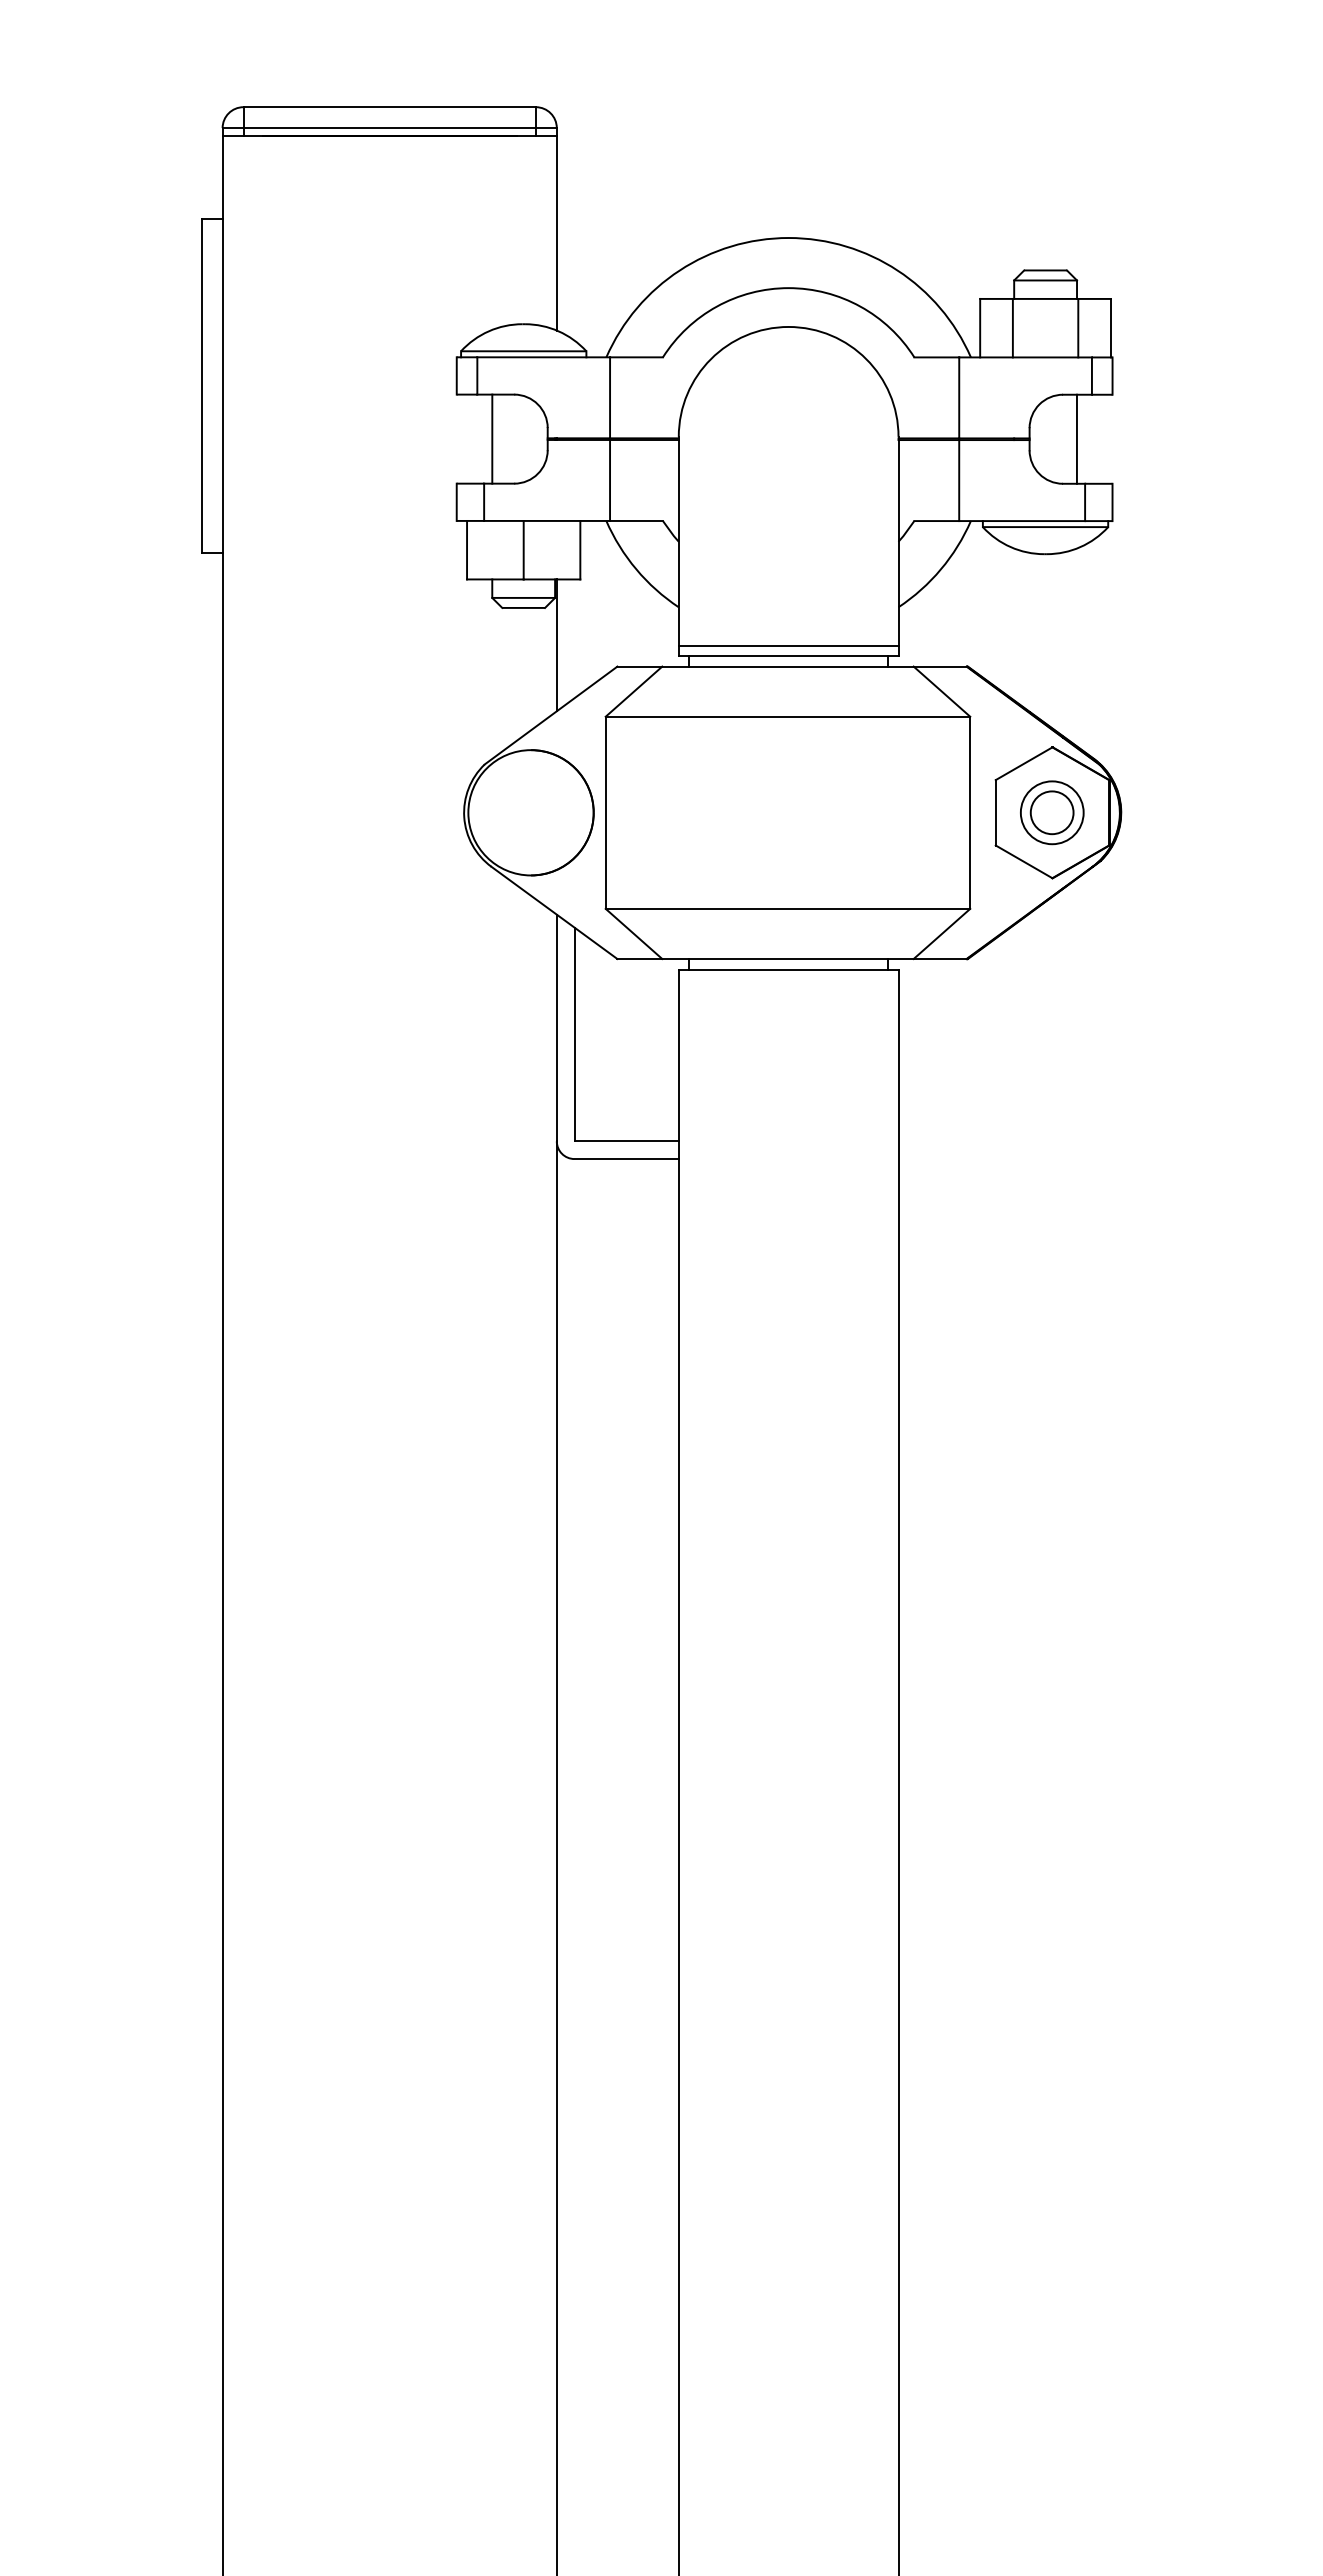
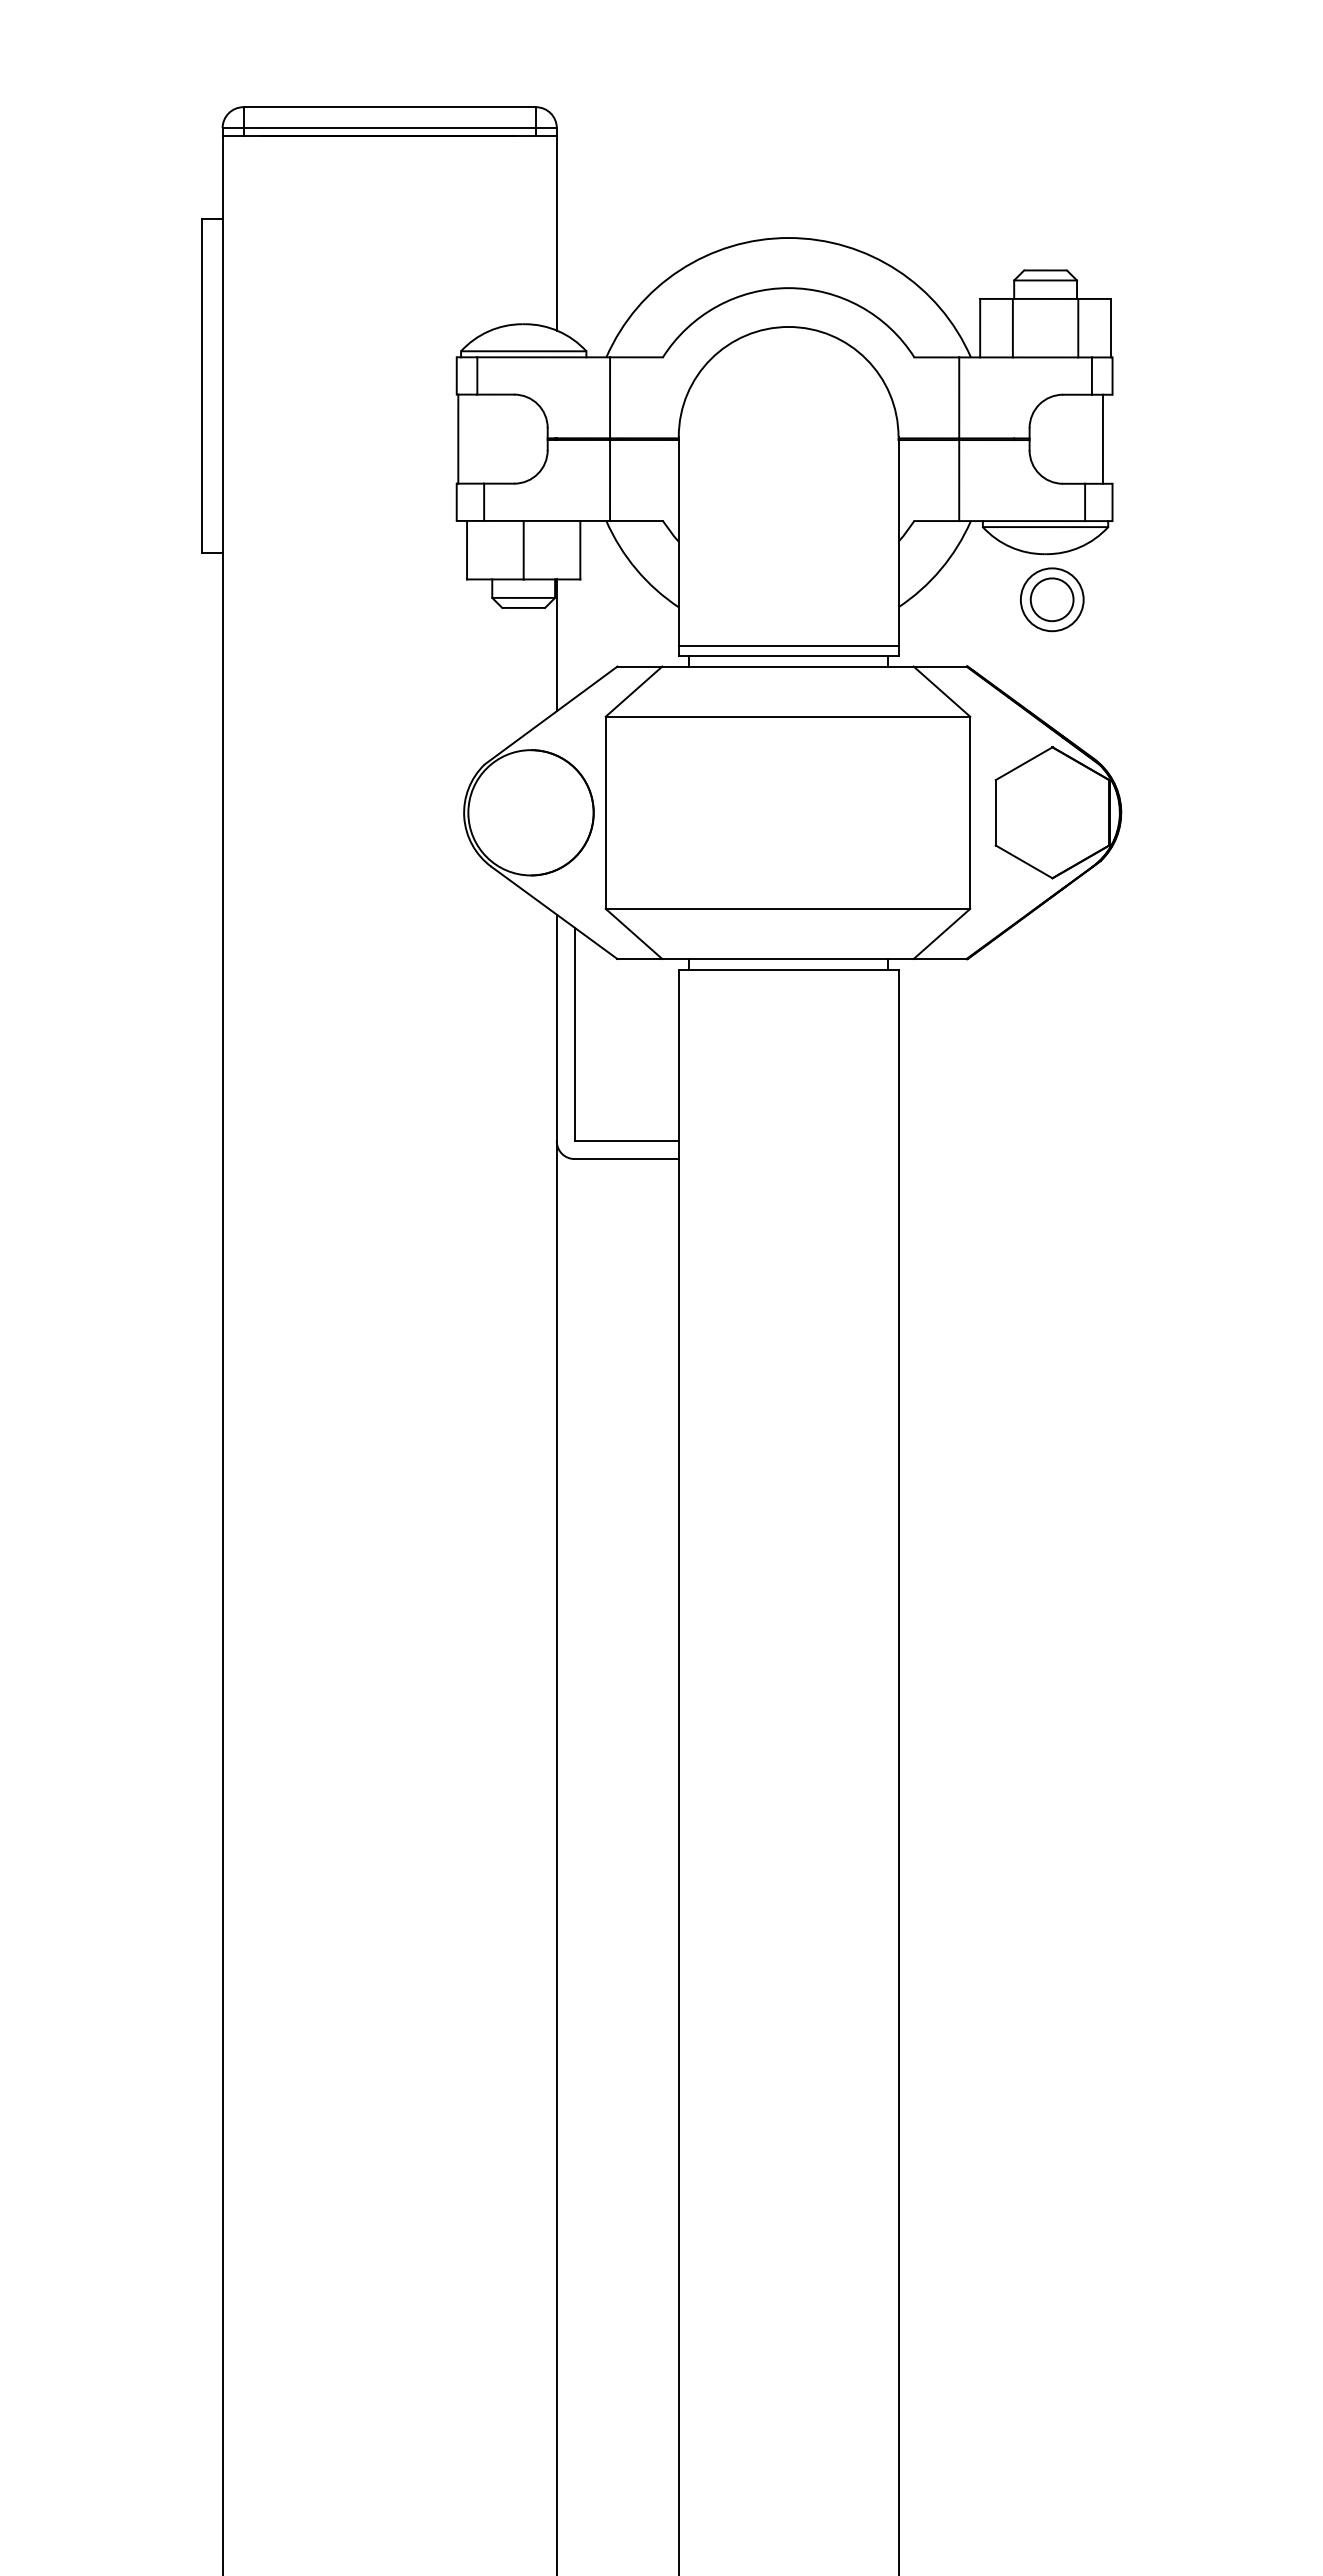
line position: (492, 438) -> (458, 438) (458, 438)
line position: (1076, 438) -> (1102, 438) (1102, 438)
part position: (1052, 812) -> (1052, 599) (1052, 599)
